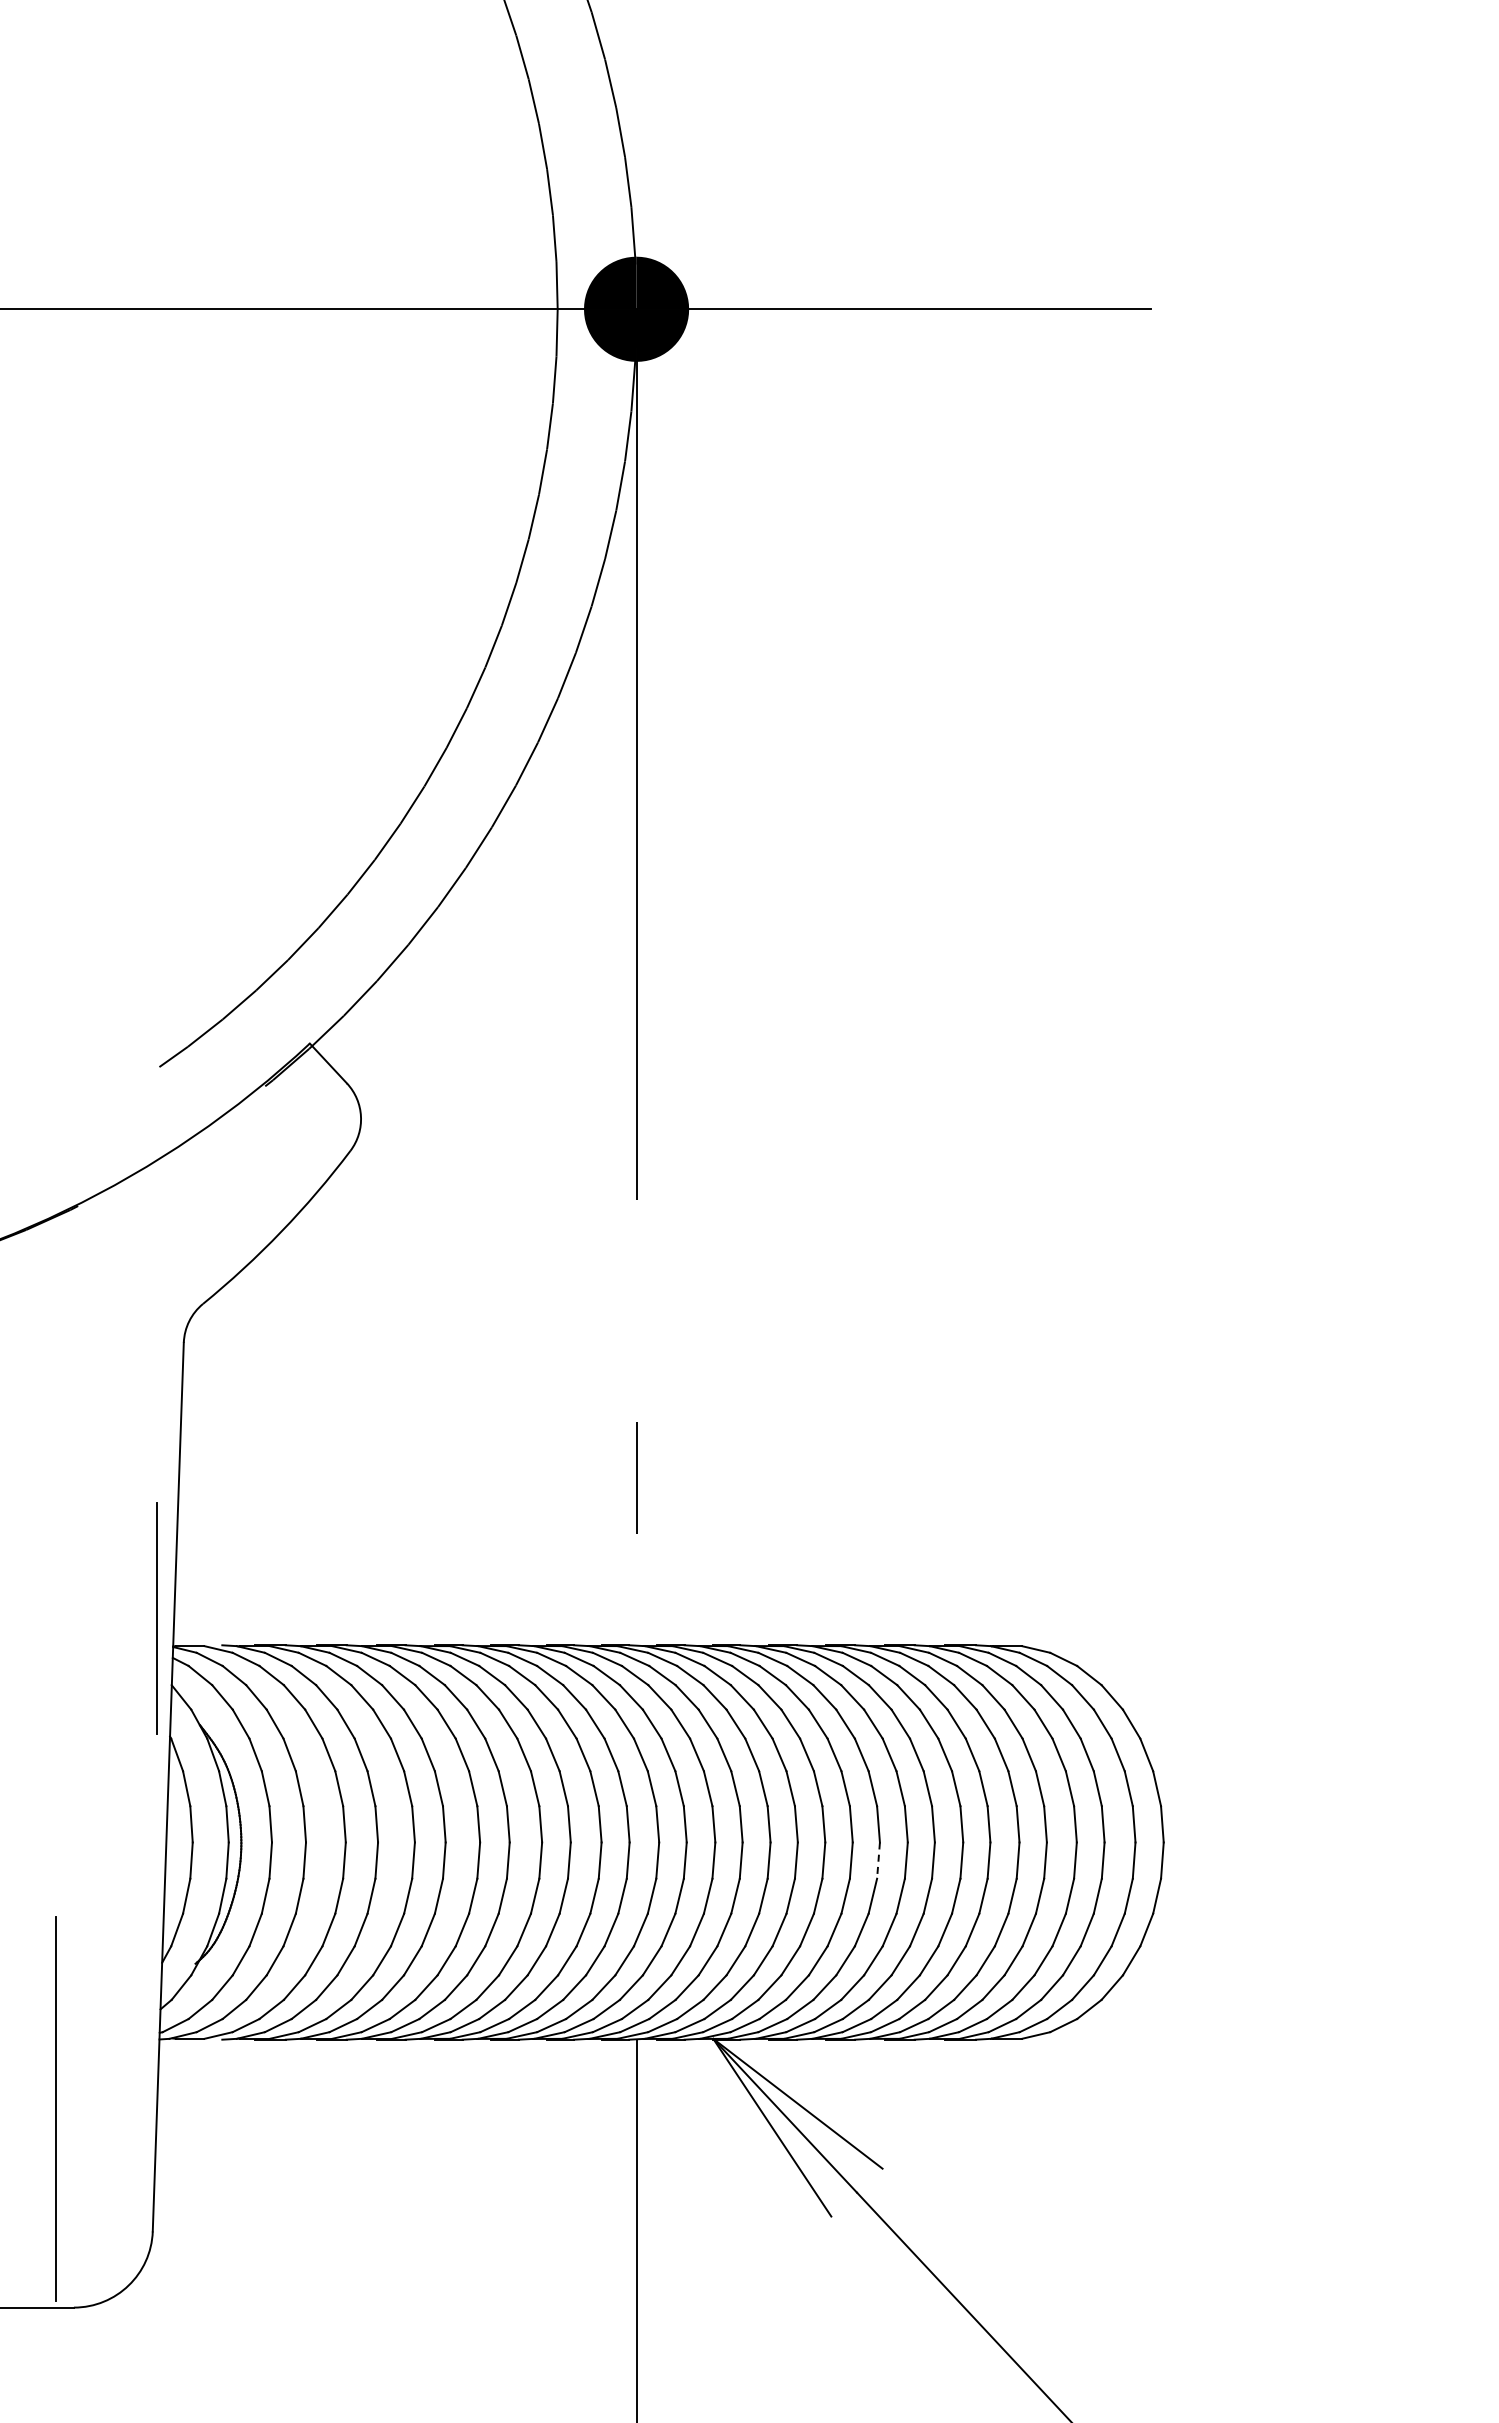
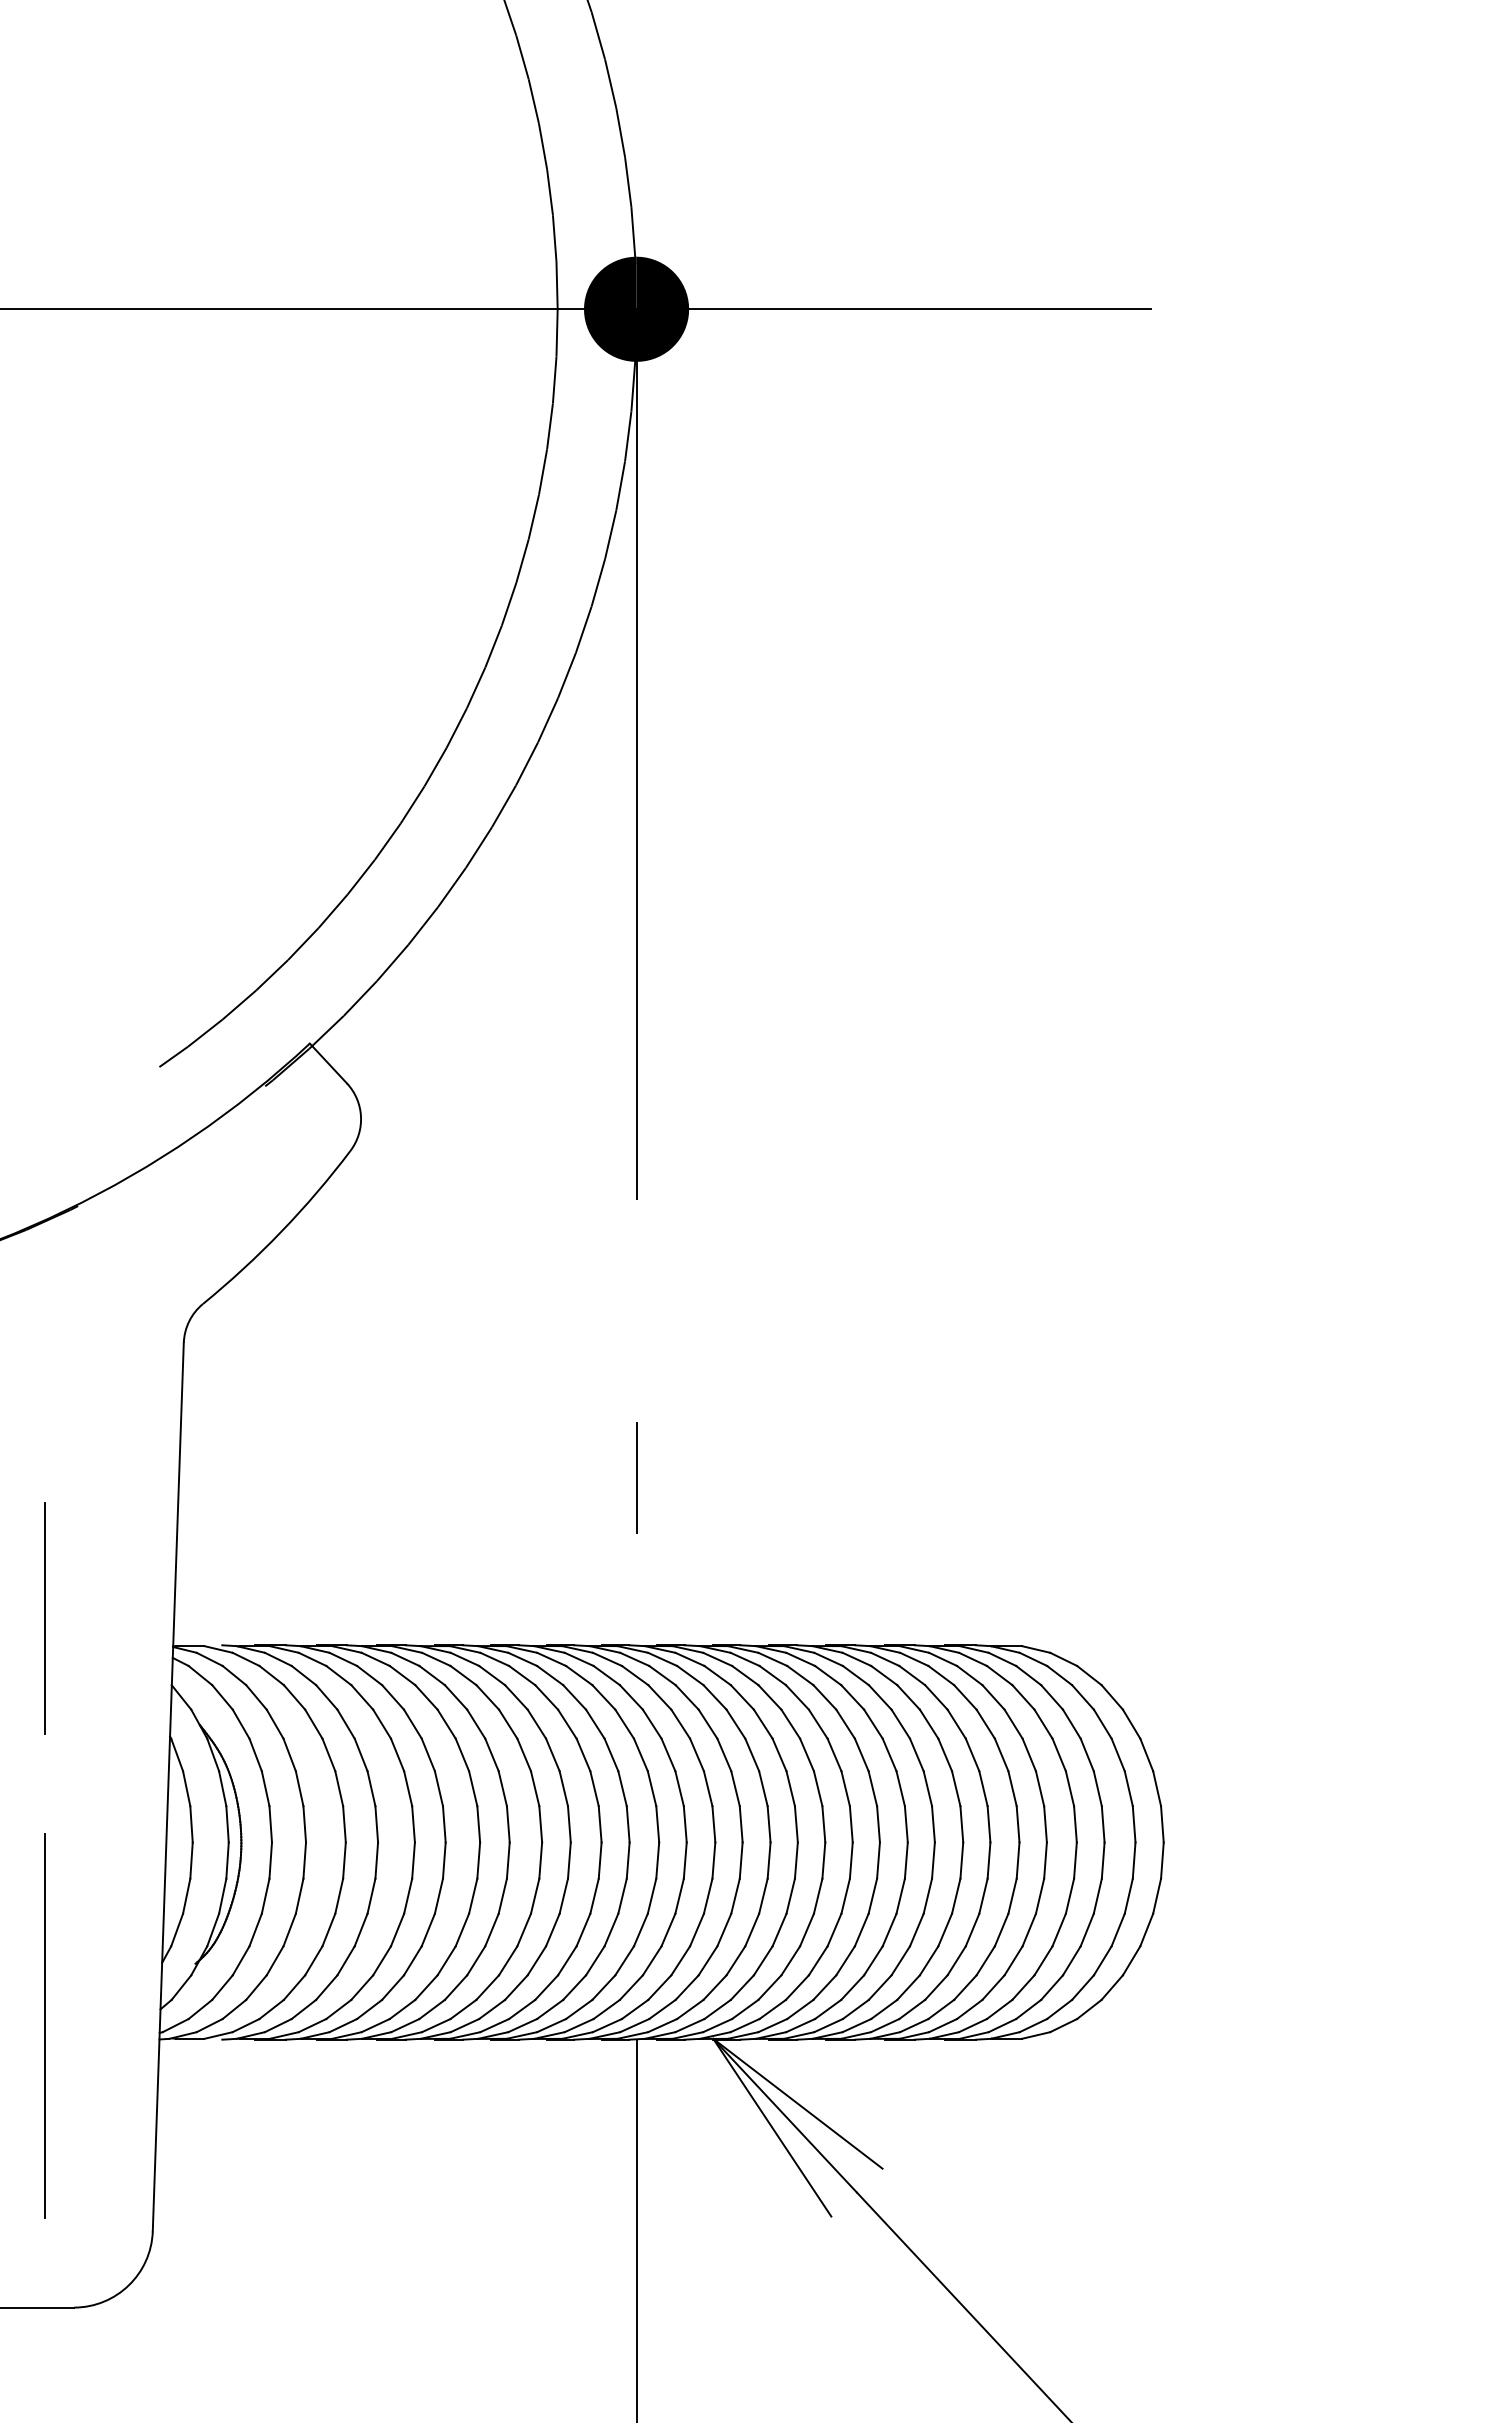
line position: (156, 1618) -> (44, 1618) (44, 1618)
line: dashed -> solid (878, 1861)
line position: (55, 2108) -> (44, 2025) (44, 2025)
